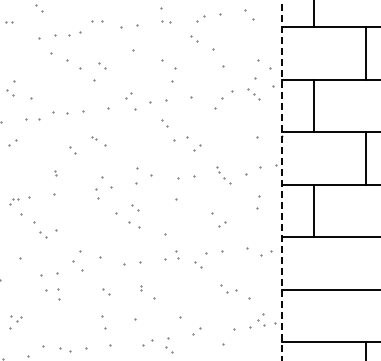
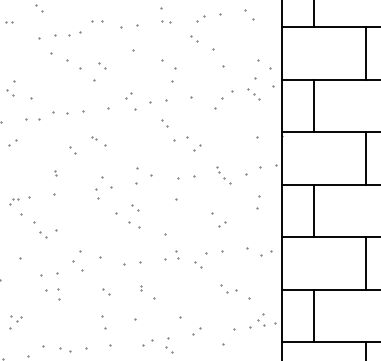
line: dashed -> solid (282, 180)
line: none -> present (366, 263)
line: none -> present (313, 315)
